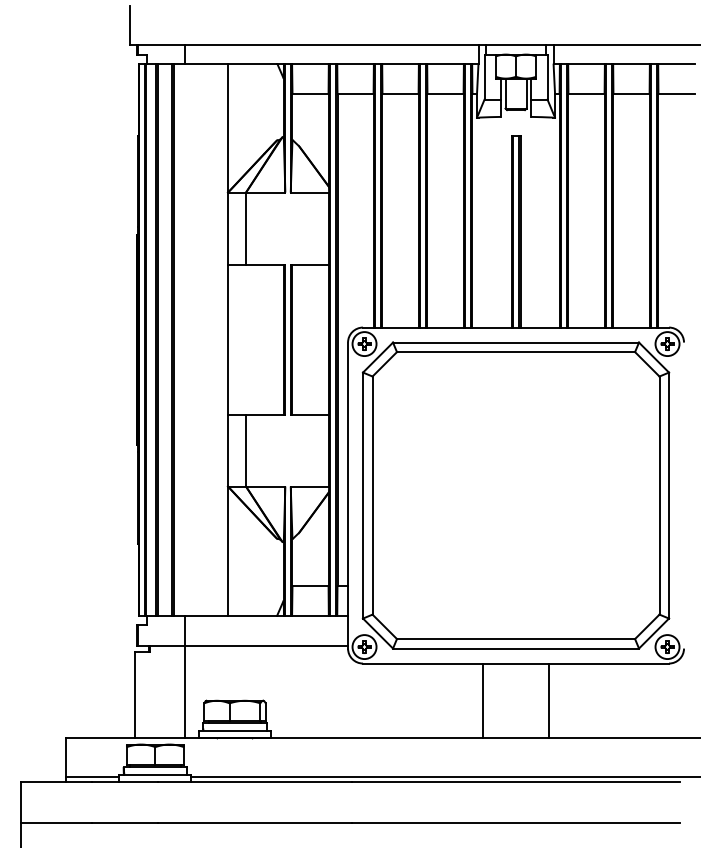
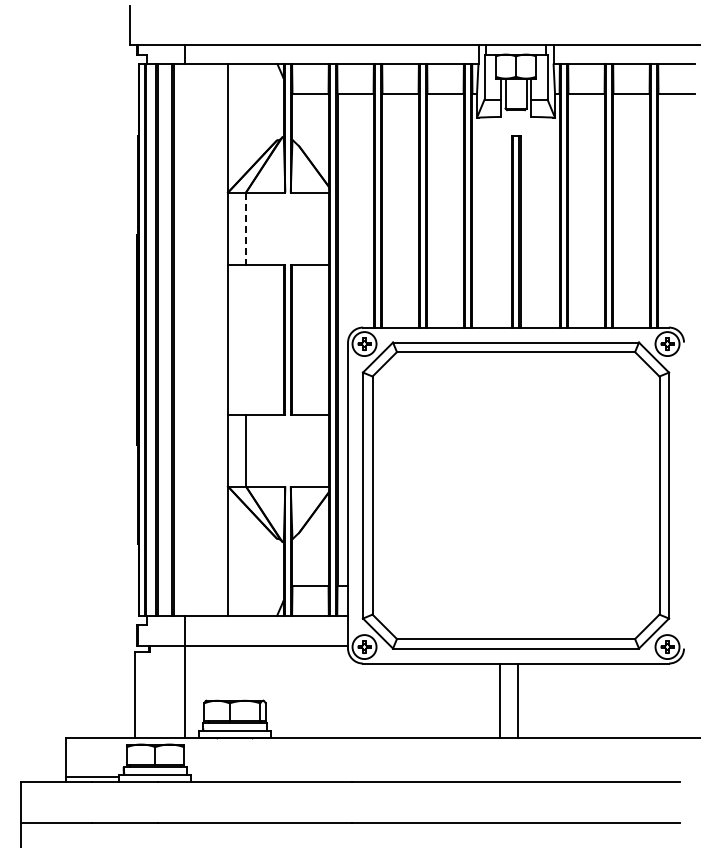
line: solid -> dashed (246, 228)
line position: (483, 700) -> (500, 700) (500, 700)
line position: (549, 700) -> (518, 700) (518, 700)
line: present -> none (444, 777)
